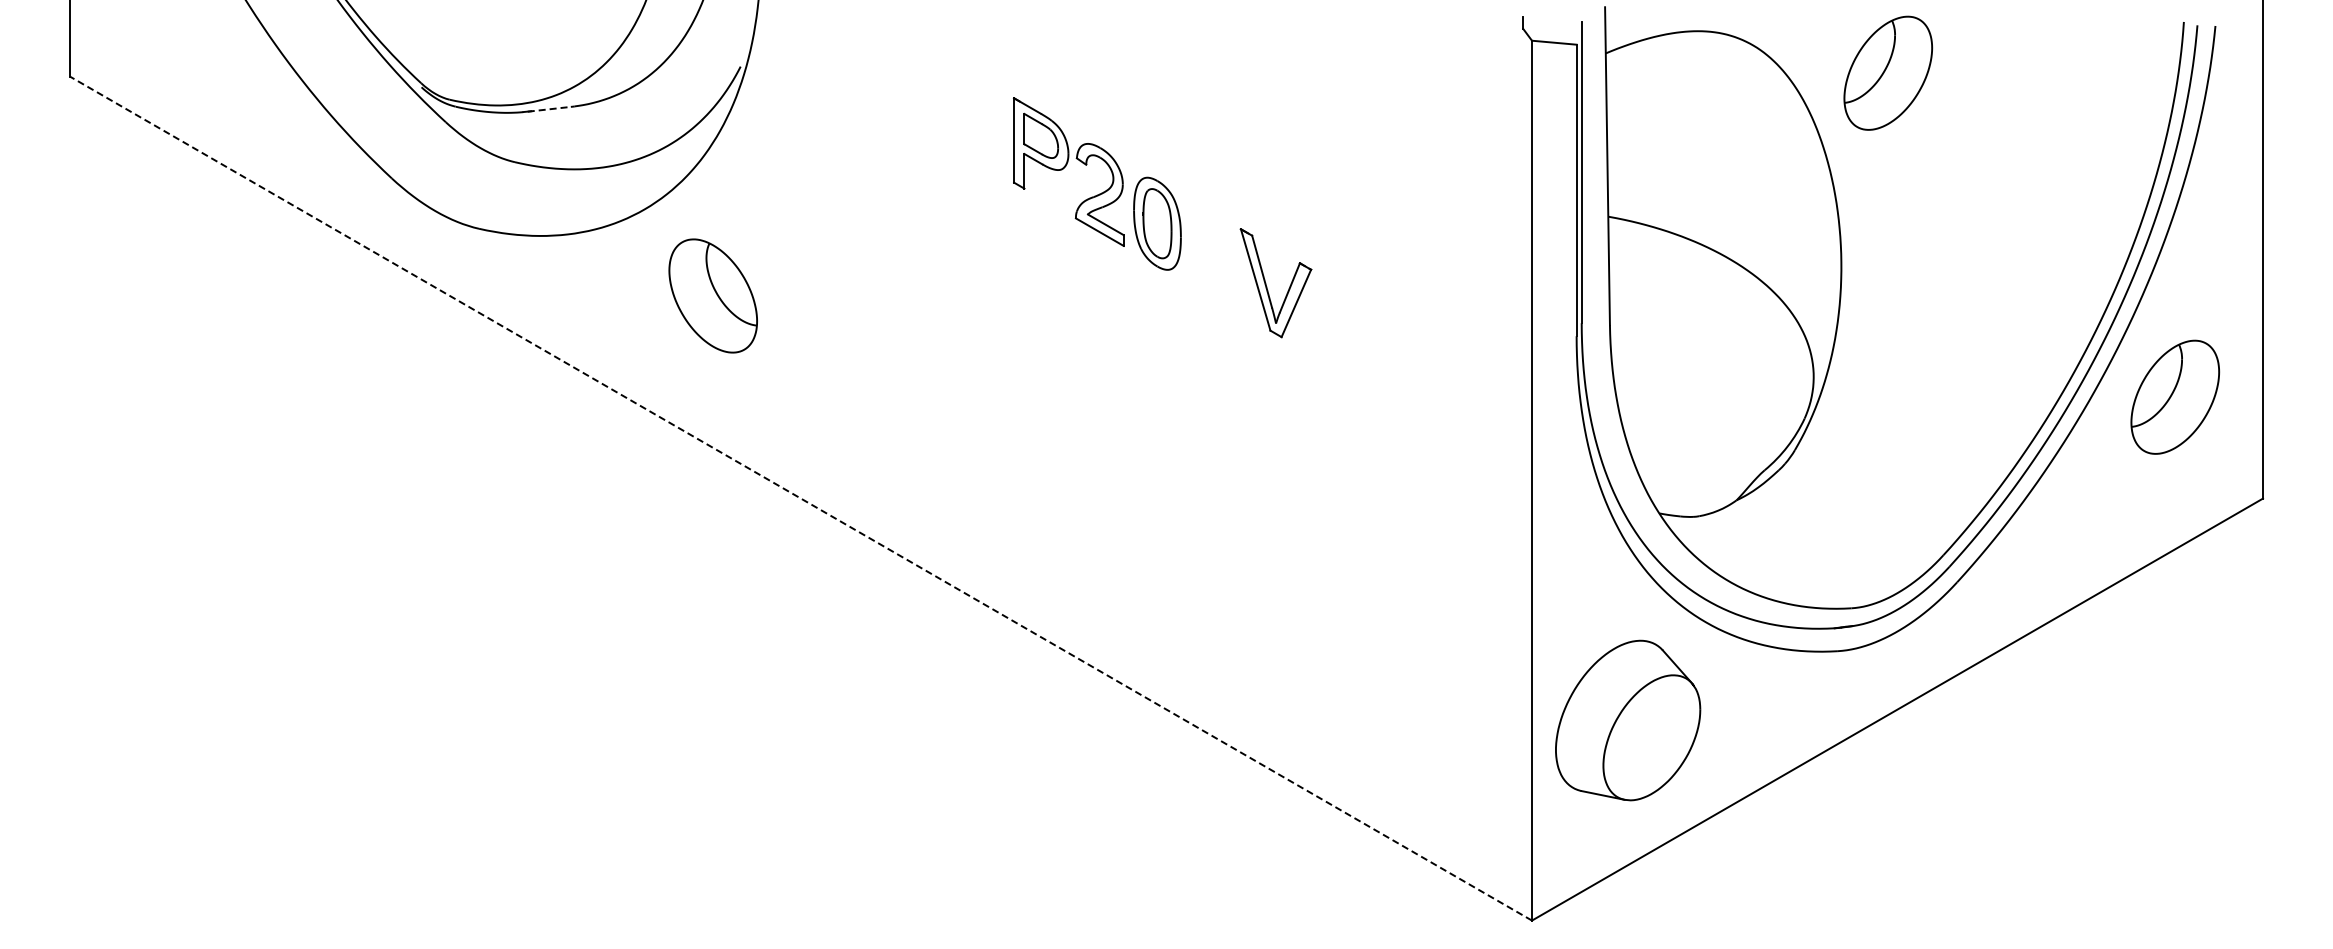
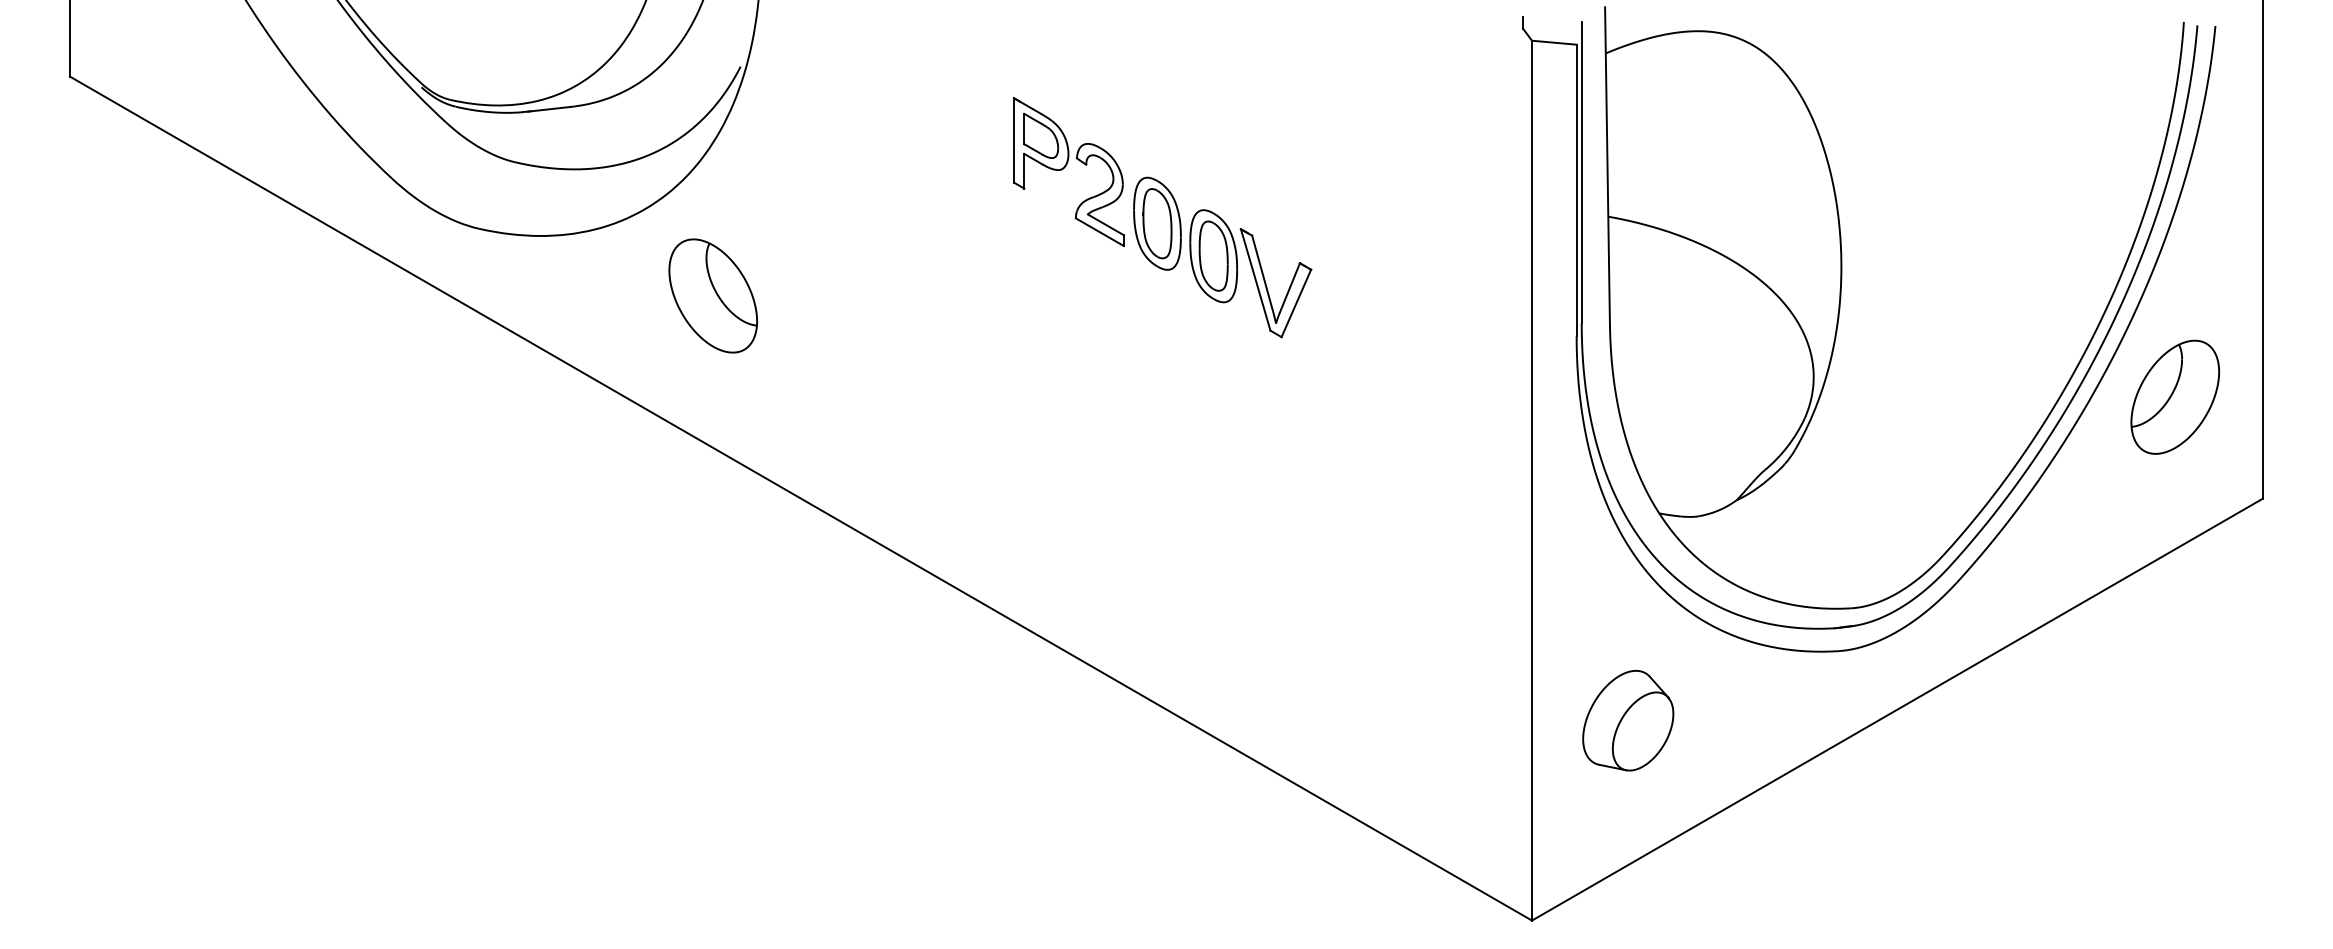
part: present -> none (1888, 72)
line: dashed -> solid (549, 109)
part: none -> present (1213, 256)
line: dashed -> solid (800, 498)
part size: 147x163 px -> 93x102 px (1628, 720)
